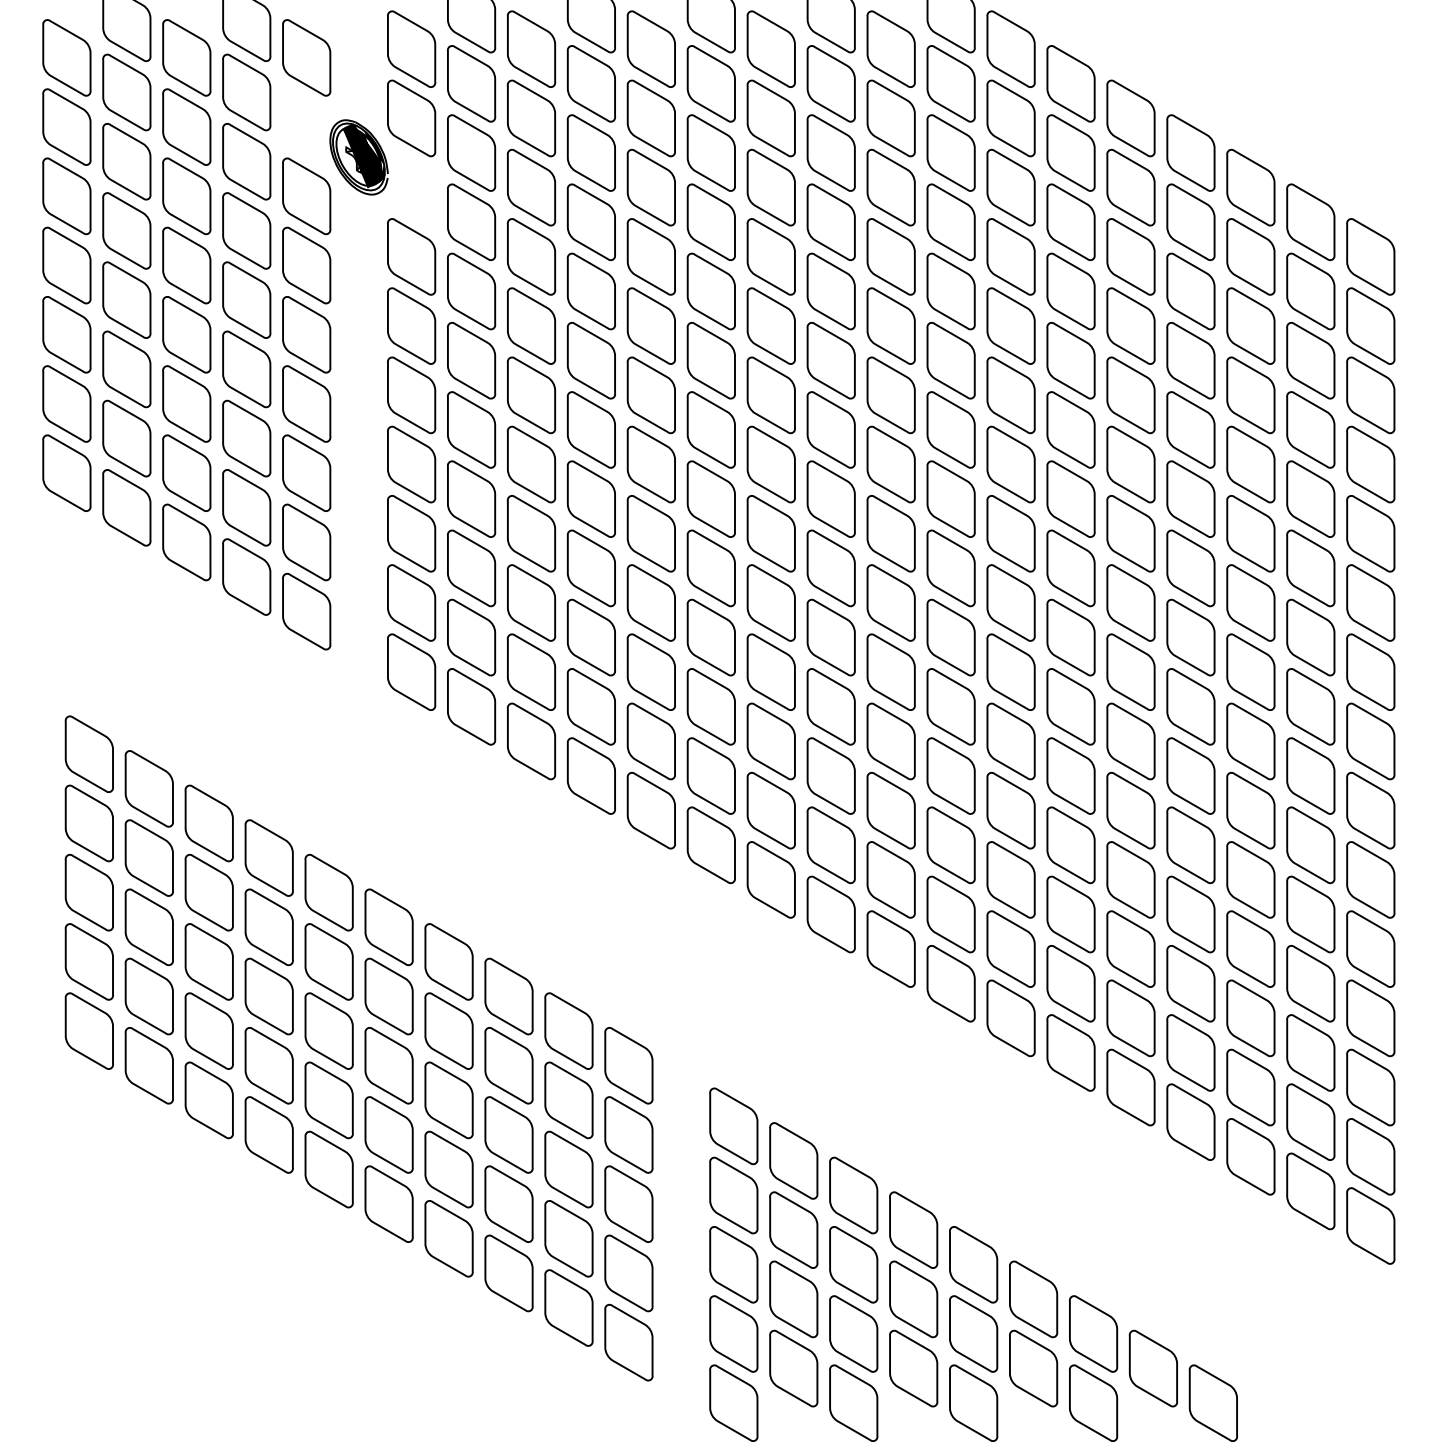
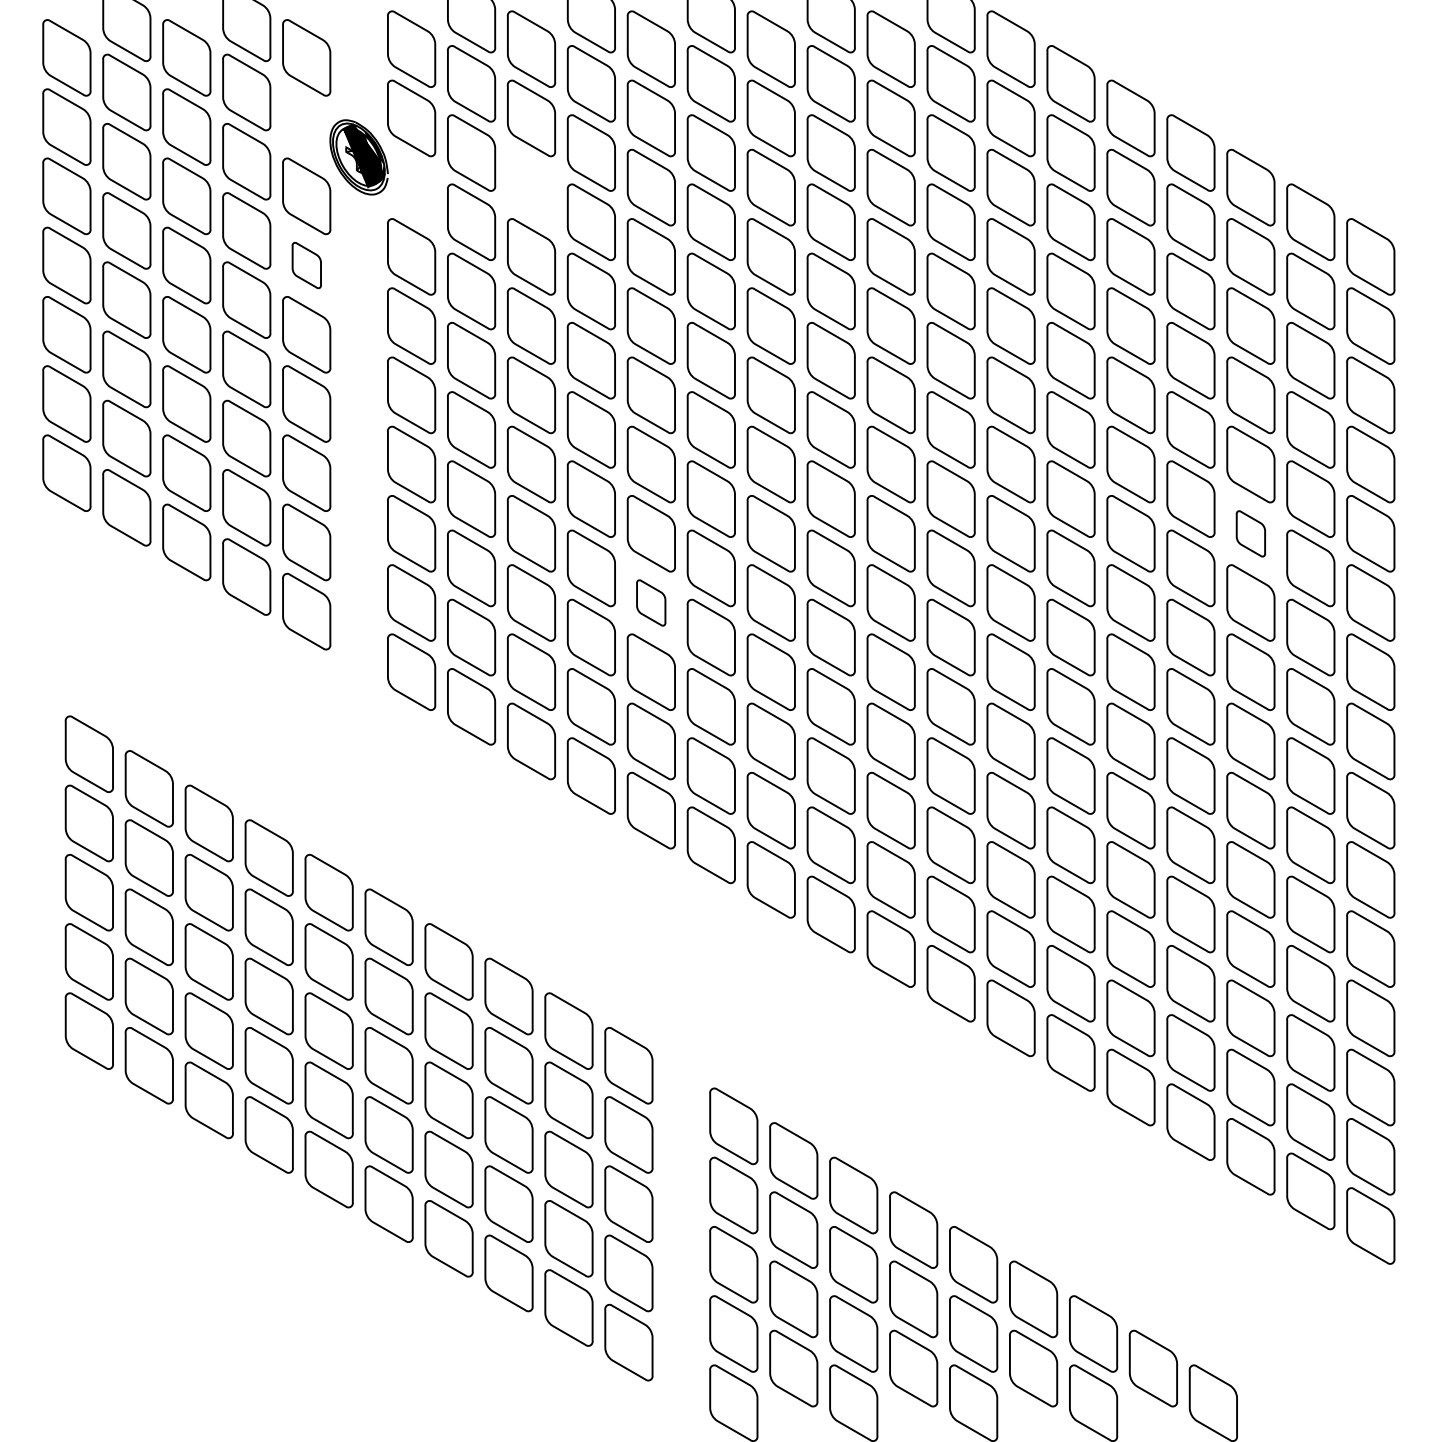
part: present -> none (531, 187)
part size: 50x79 px -> 31x48 px (306, 265)
part size: 50x78 px -> 31x48 px (1250, 533)
part size: 50x78 px -> 31x48 px (651, 602)
